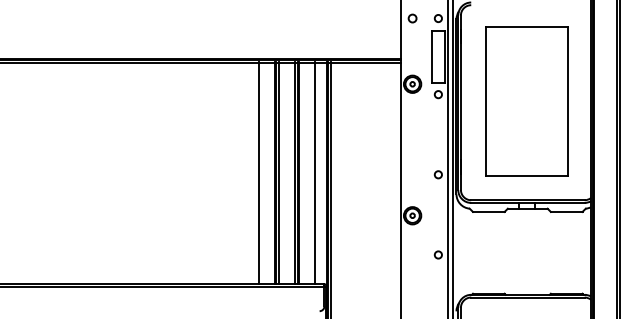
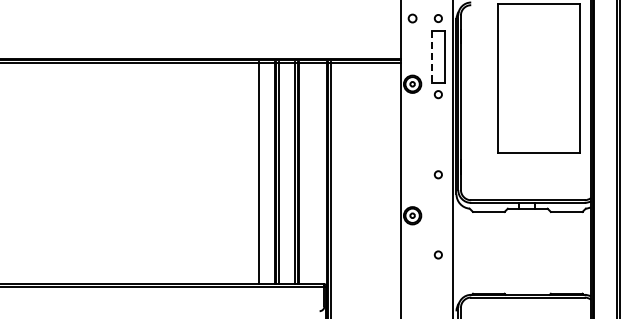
line: solid -> dashed (432, 57)
part position: (526, 101) -> (538, 78) (538, 78)
line: present -> none (448, 158)
line: present -> none (314, 173)
